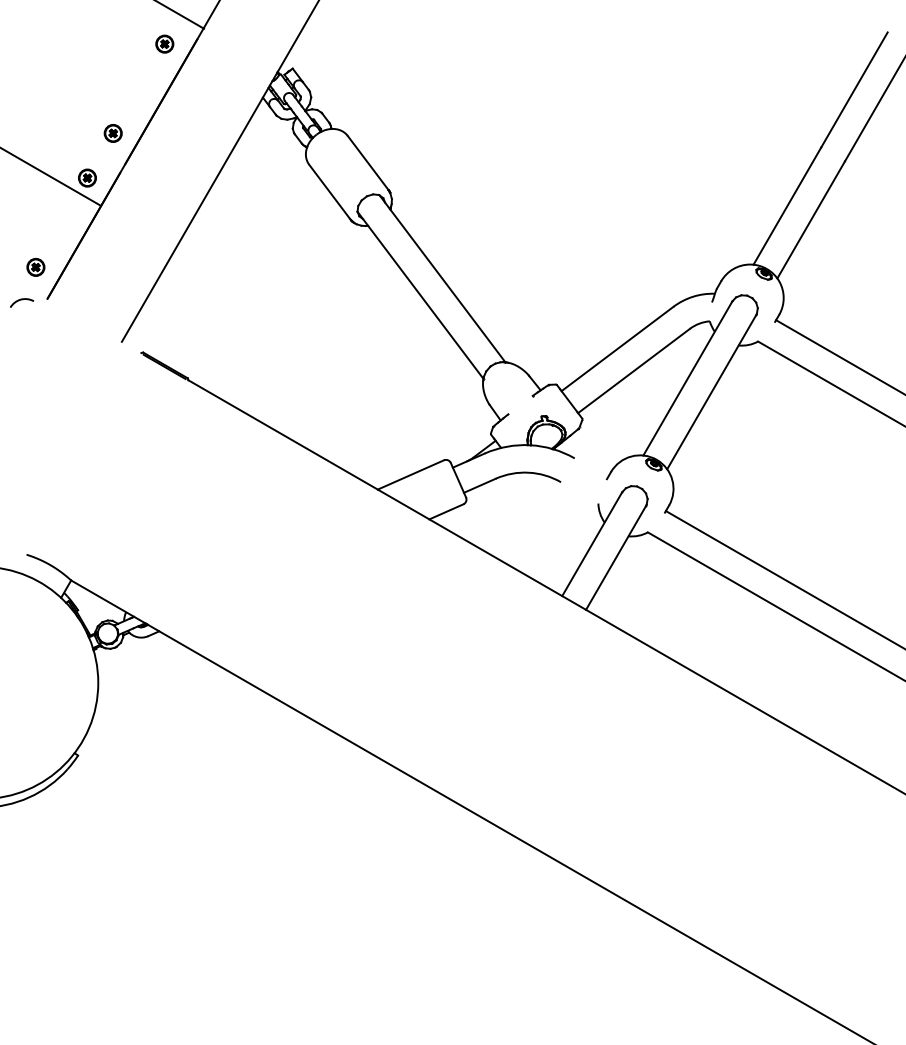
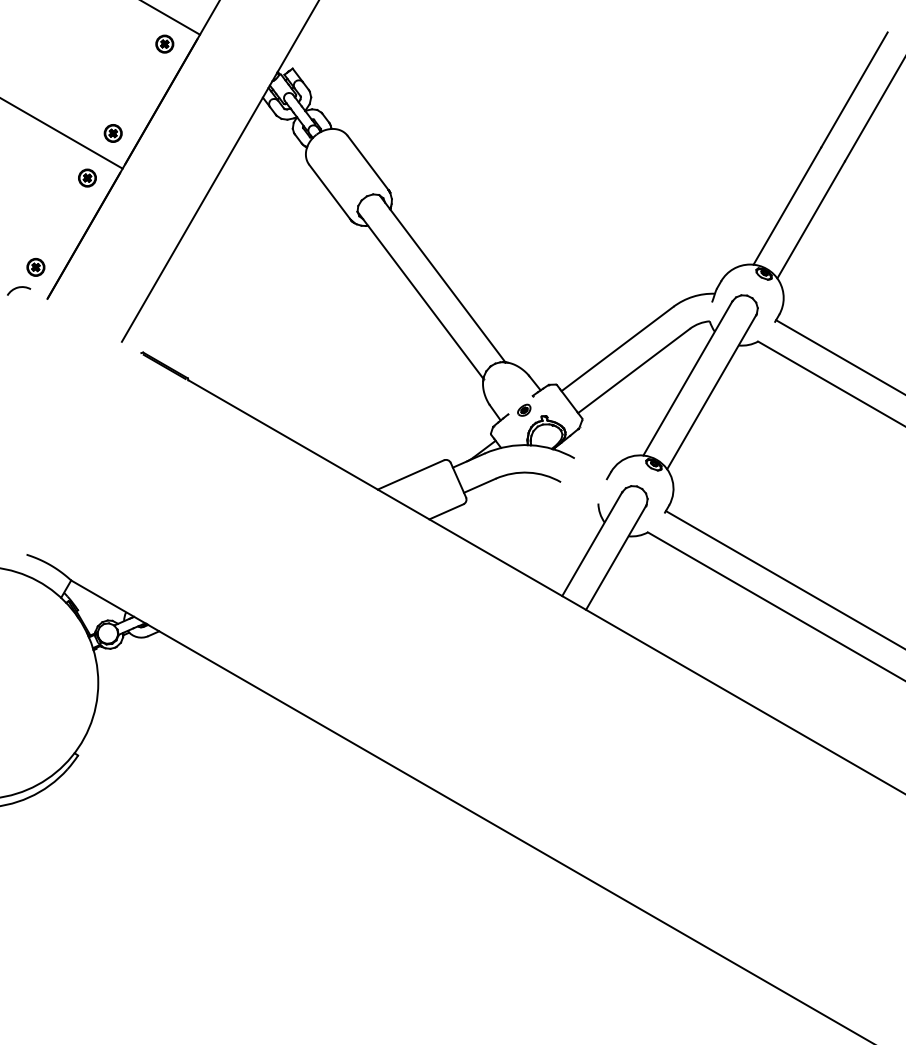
line position: (181, 15) -> (171, 18) (171, 18)
line position: (51, 177) -> (62, 133) (62, 133)
arc position: (22, 300) -> (19, 288) (19, 288)
part: none -> present (524, 409)
